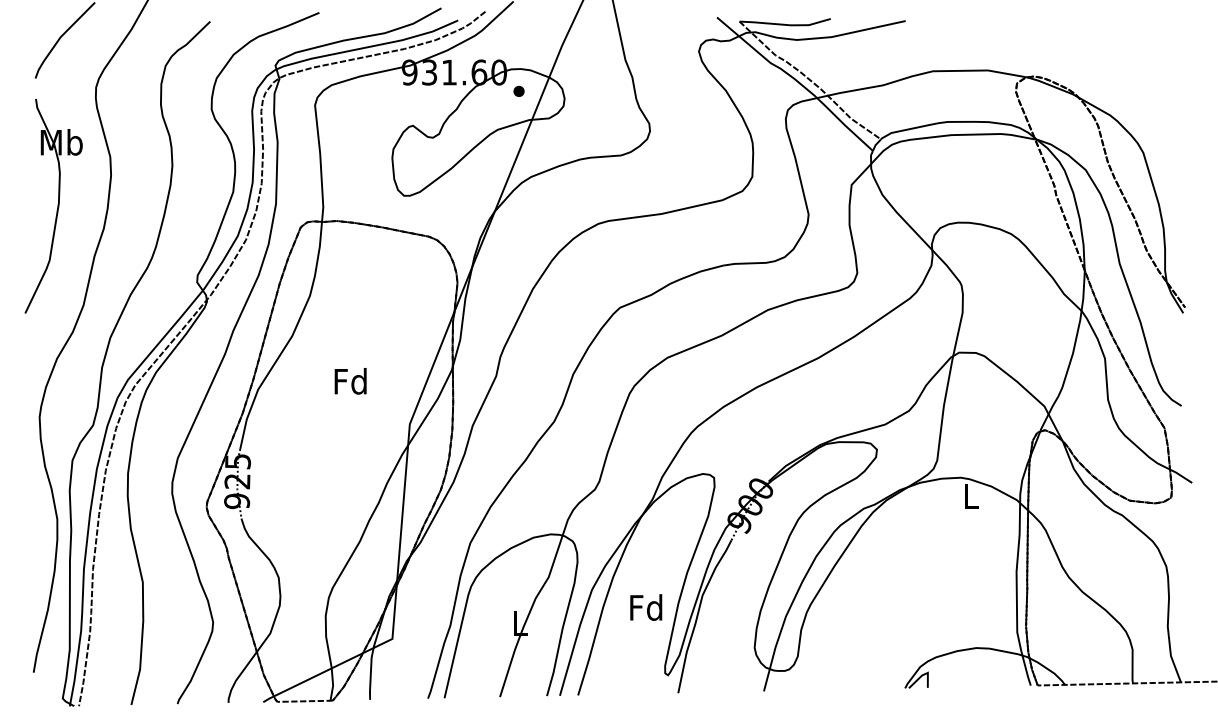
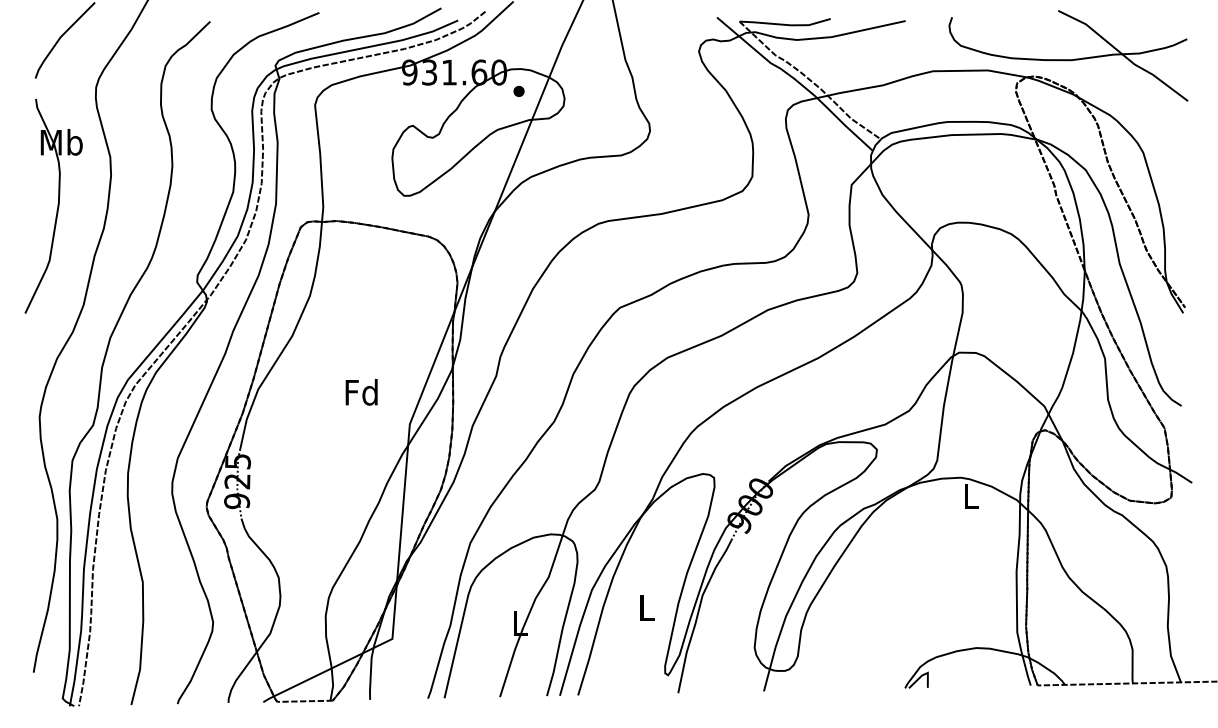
part: none -> present (1068, 55)
text position: (350, 381) -> (361, 392) (361, 392)
text: Fd -> L (646, 607)
